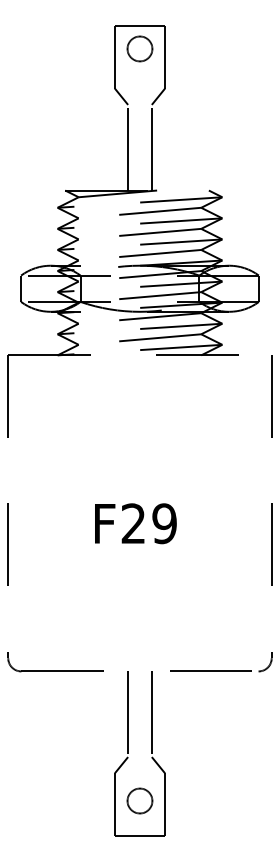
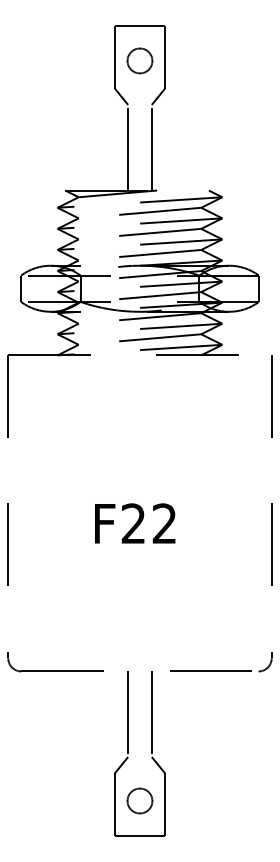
circle position: (139, 48) -> (139, 60) (139, 60)
text: F29 -> F22 (164, 523)
